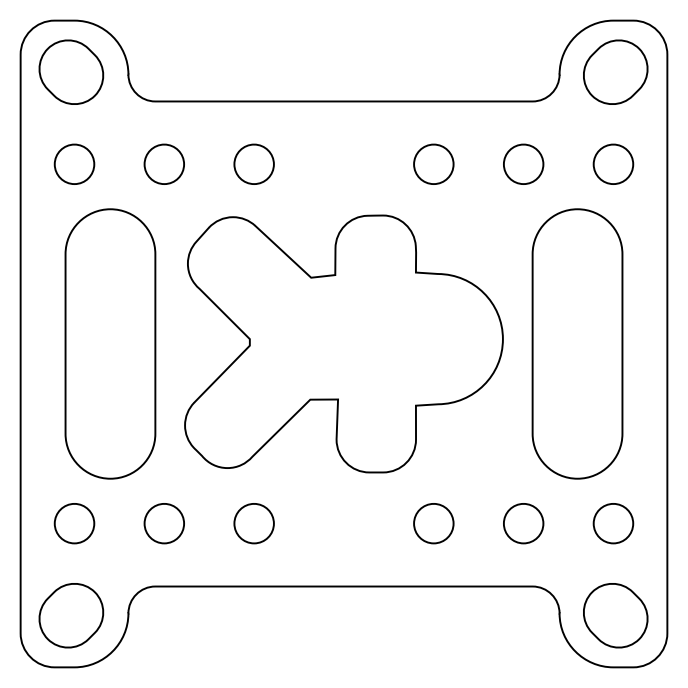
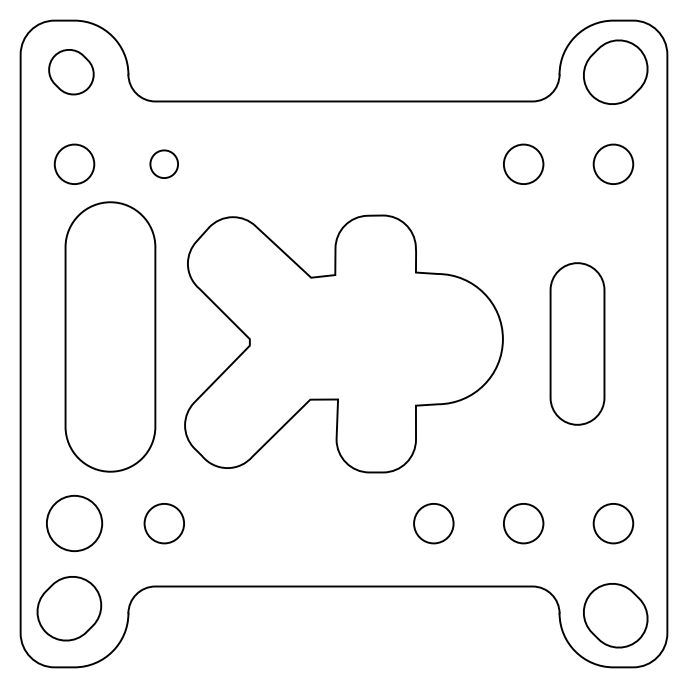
part size: 67x66 px -> 47x47 px (71, 72)
part size: 42x42 px -> 30x30 px (163, 163)
part: present -> none (253, 163)
part: present -> none (433, 163)
part position: (110, 343) -> (110, 336) (110, 336)
part size: 93x272 px -> 57x164 px (577, 343)
part size: 43x42 px -> 58x57 px (74, 523)
part: present -> none (253, 523)
part position: (71, 615) -> (69, 608) (69, 608)
